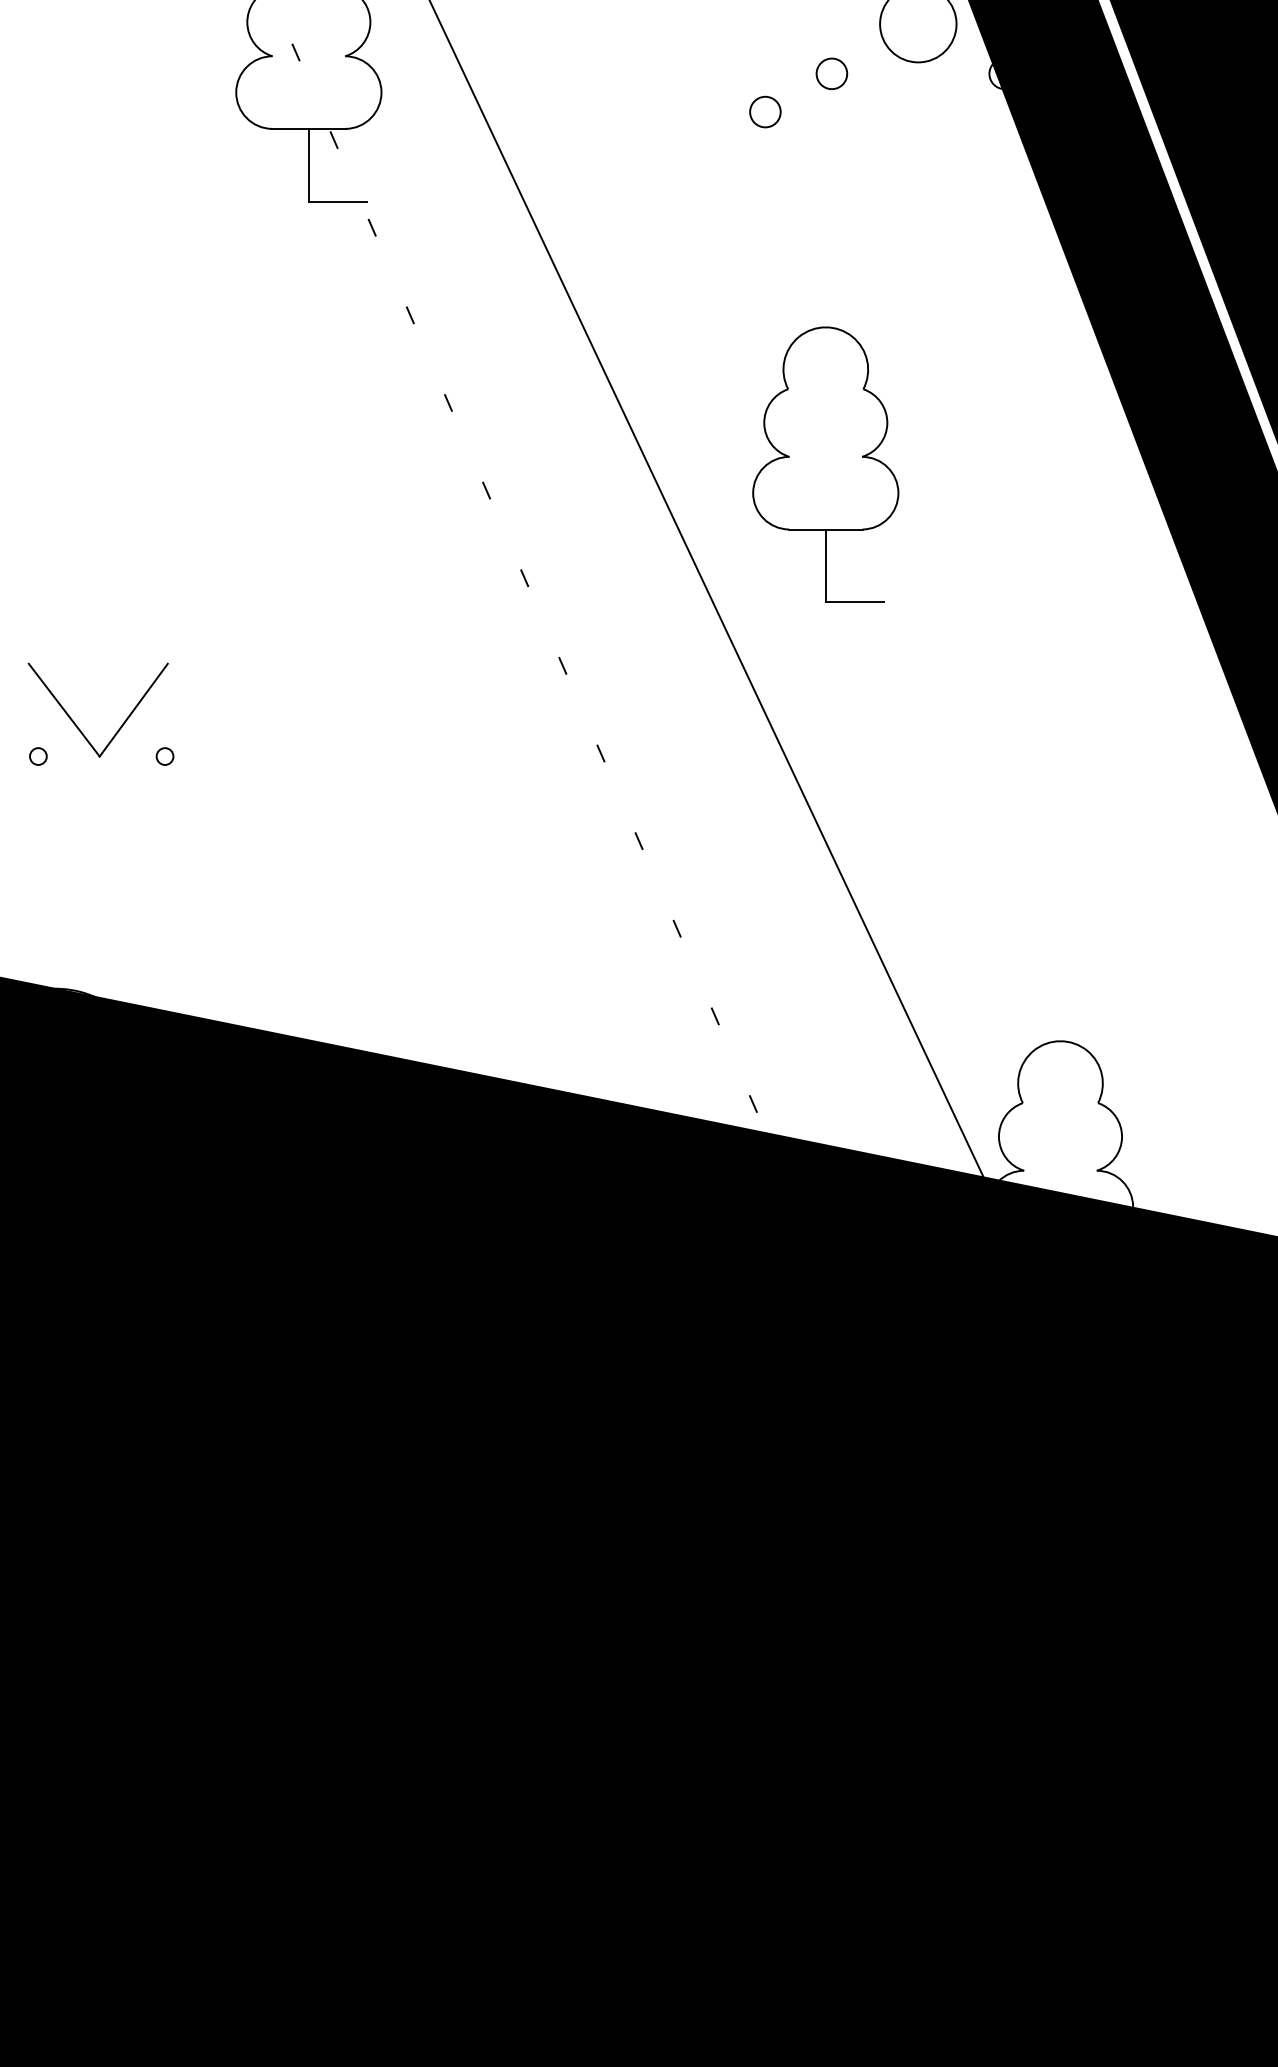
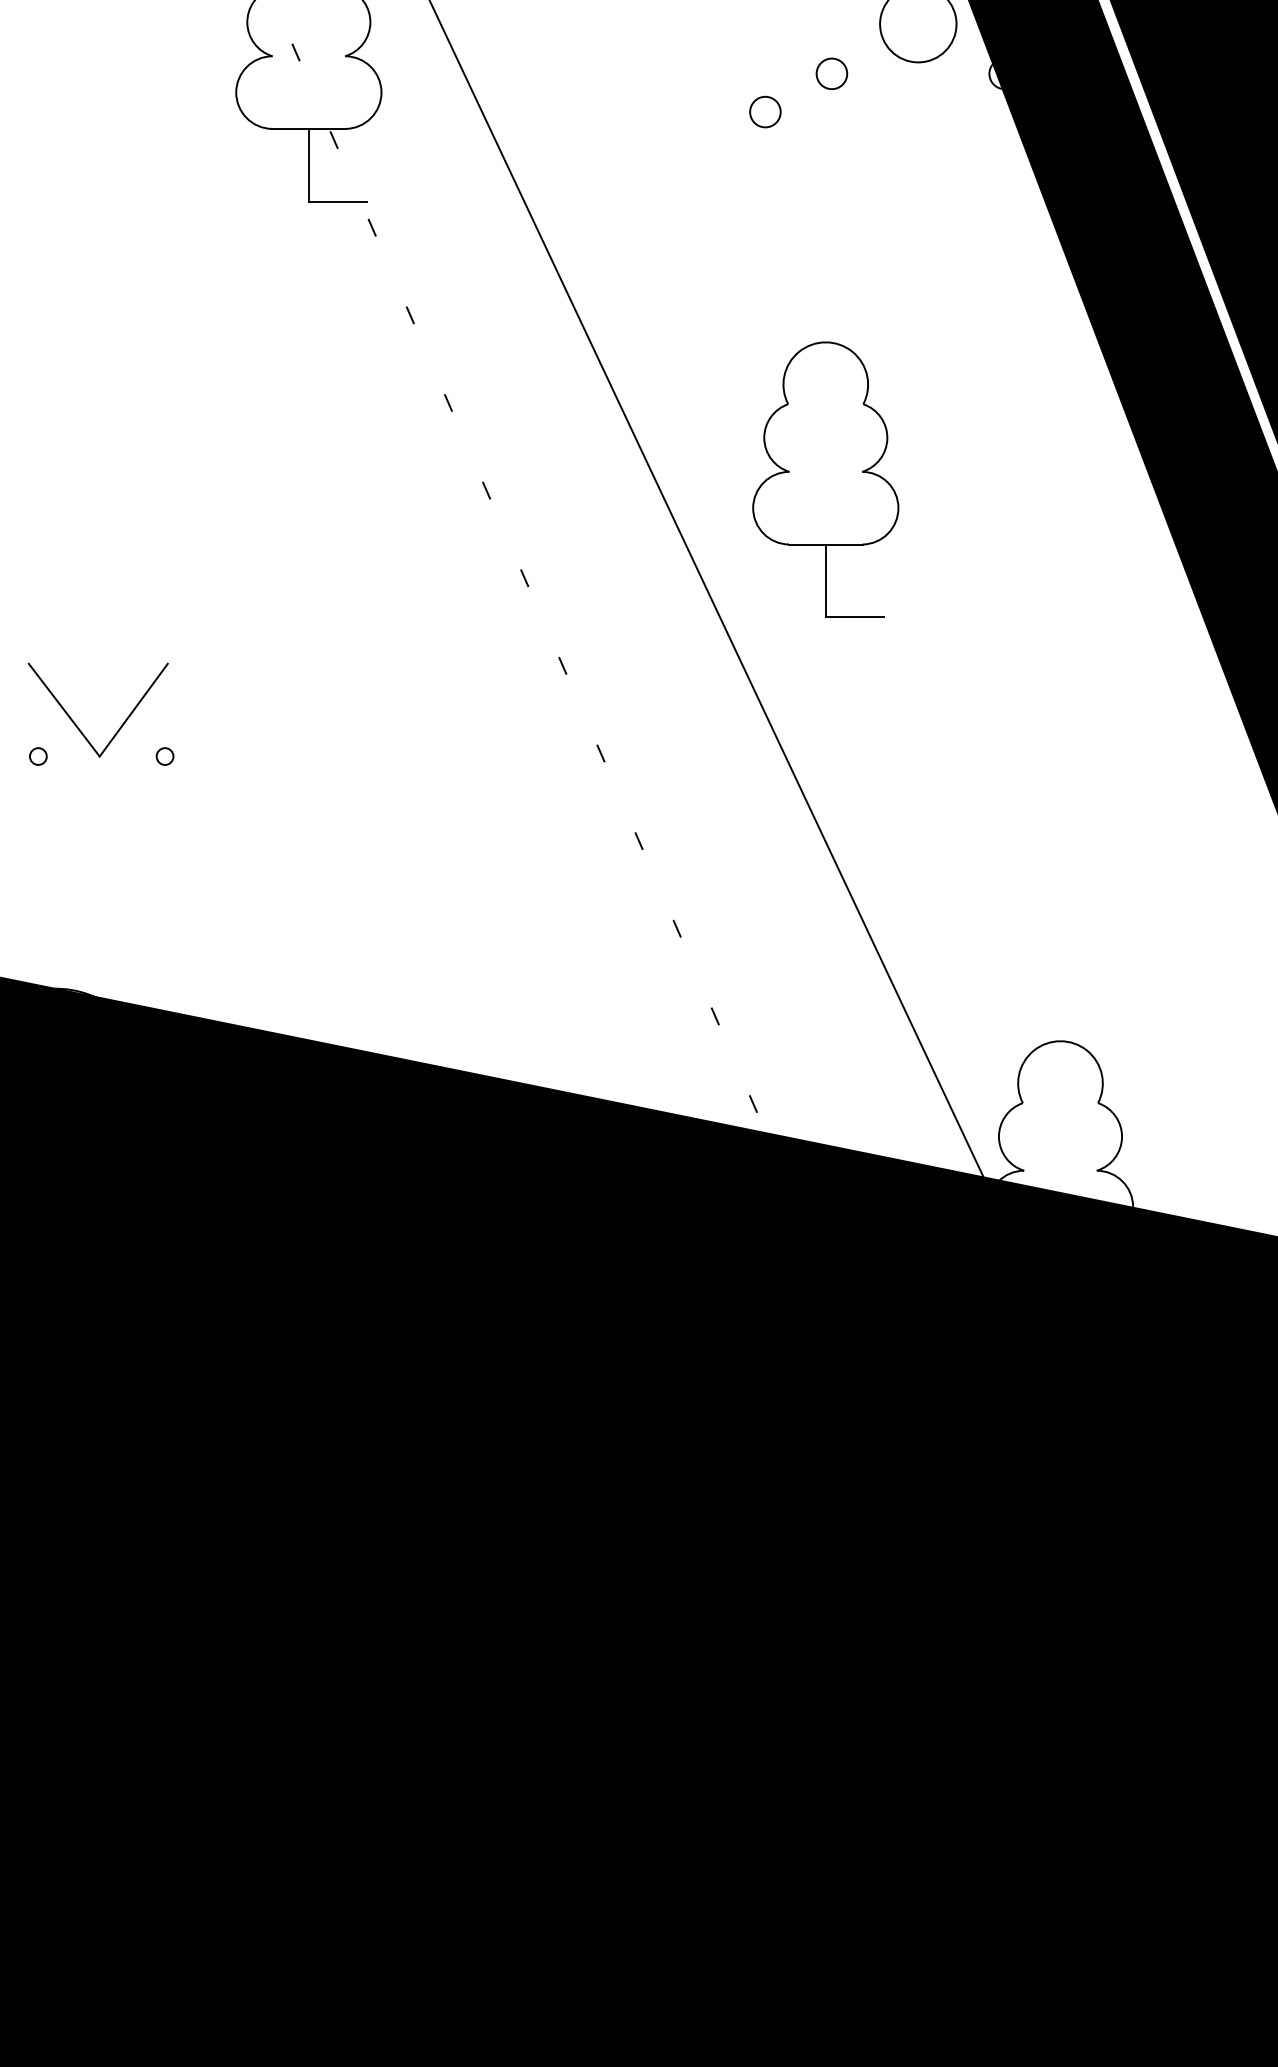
part position: (825, 464) -> (825, 479) (825, 479)
